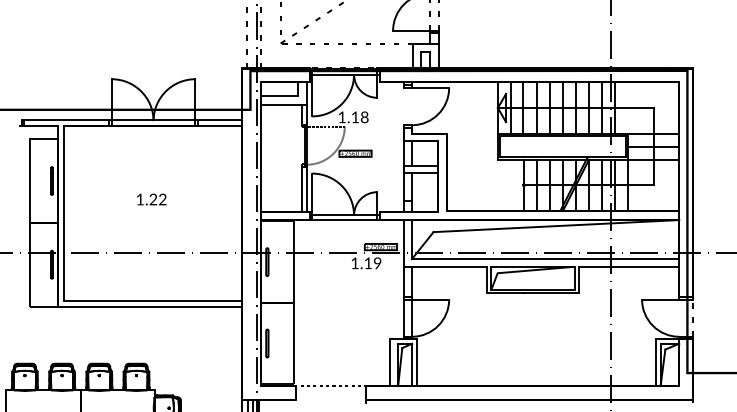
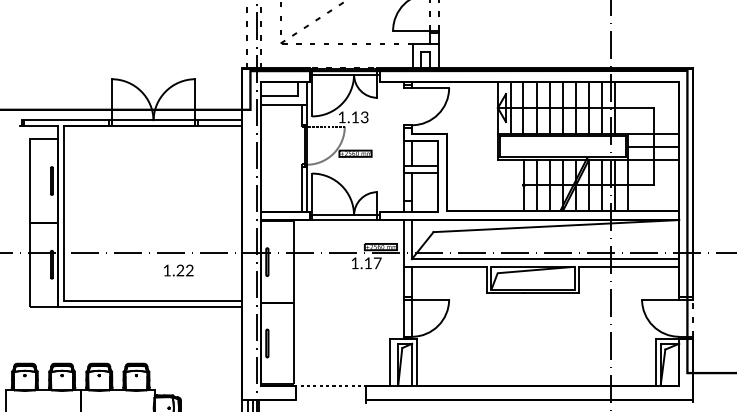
text: 1.18 -> 1.13 (364, 117)
text position: (151, 199) -> (178, 270) (178, 270)
text: 1.19 -> 1.17 (377, 262)
